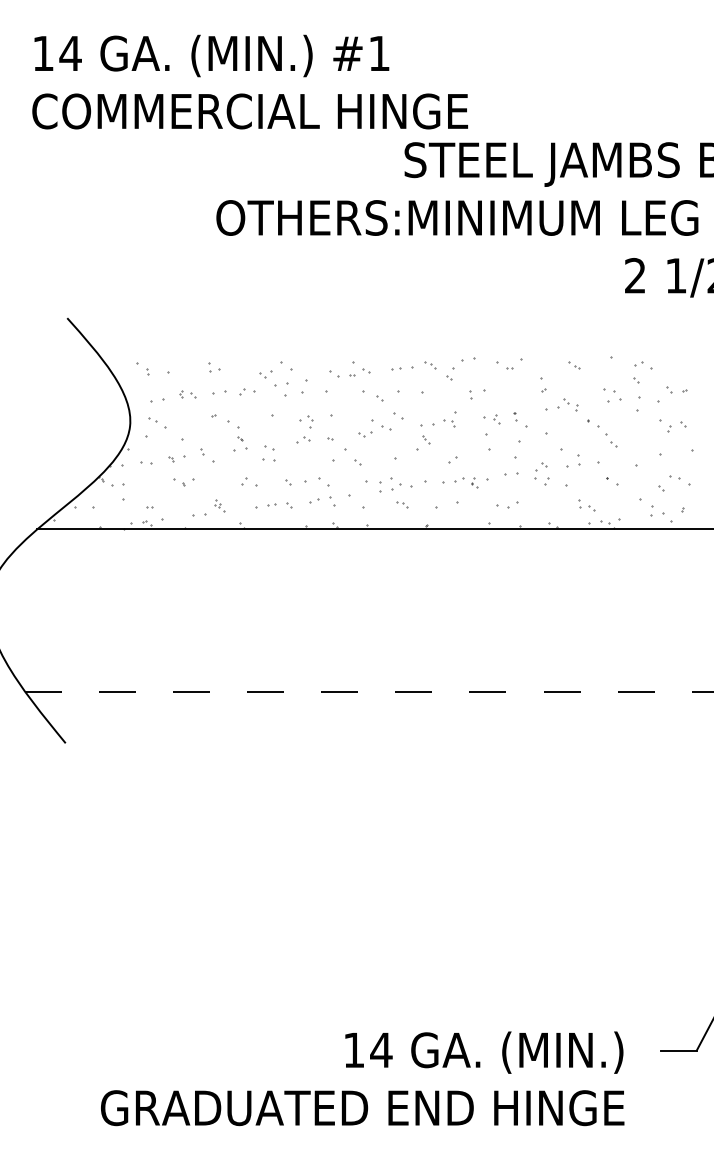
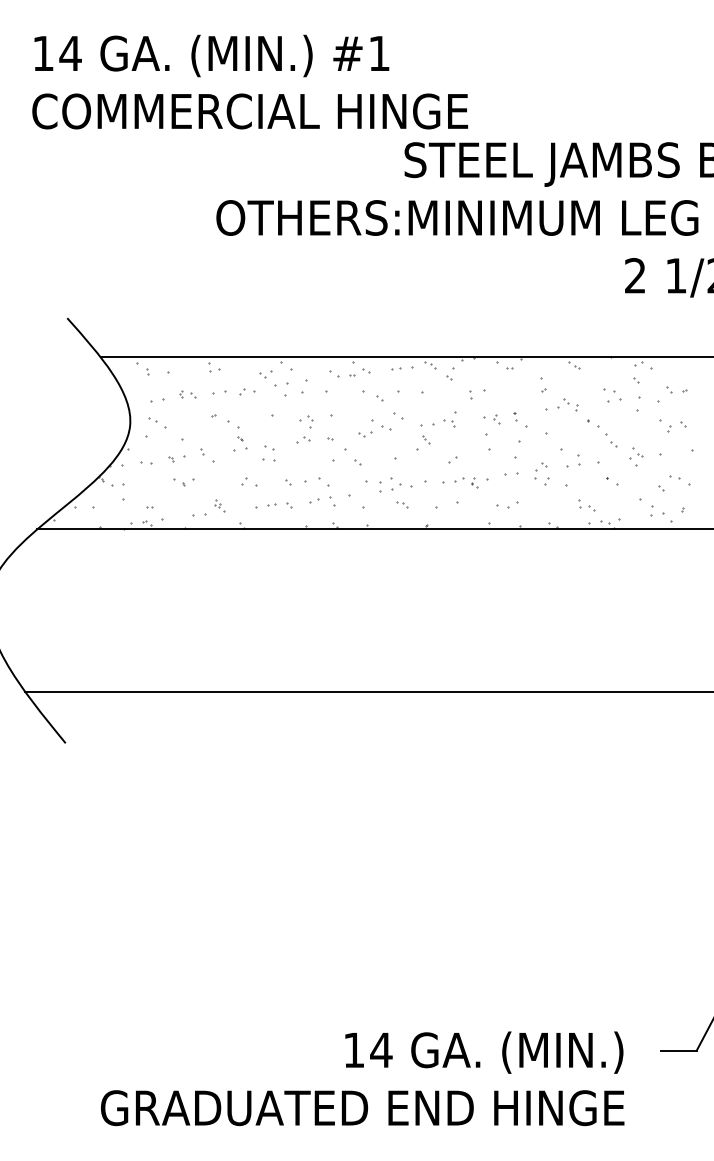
line: none -> present (405, 357)
part: none -> present (636, 453)
line: dashed -> solid (369, 691)
